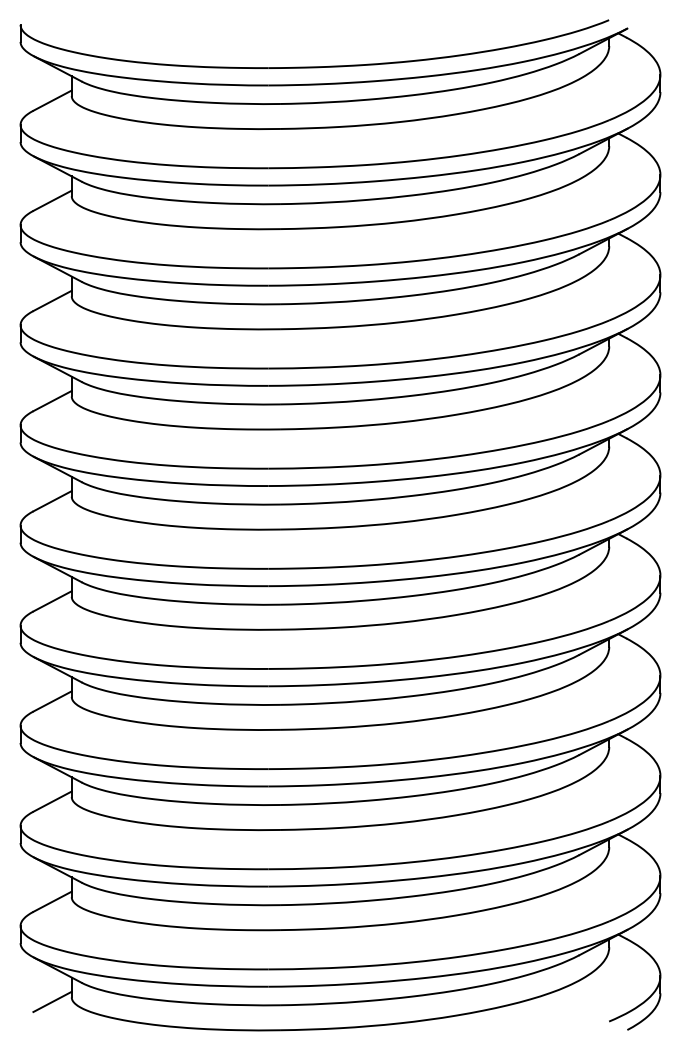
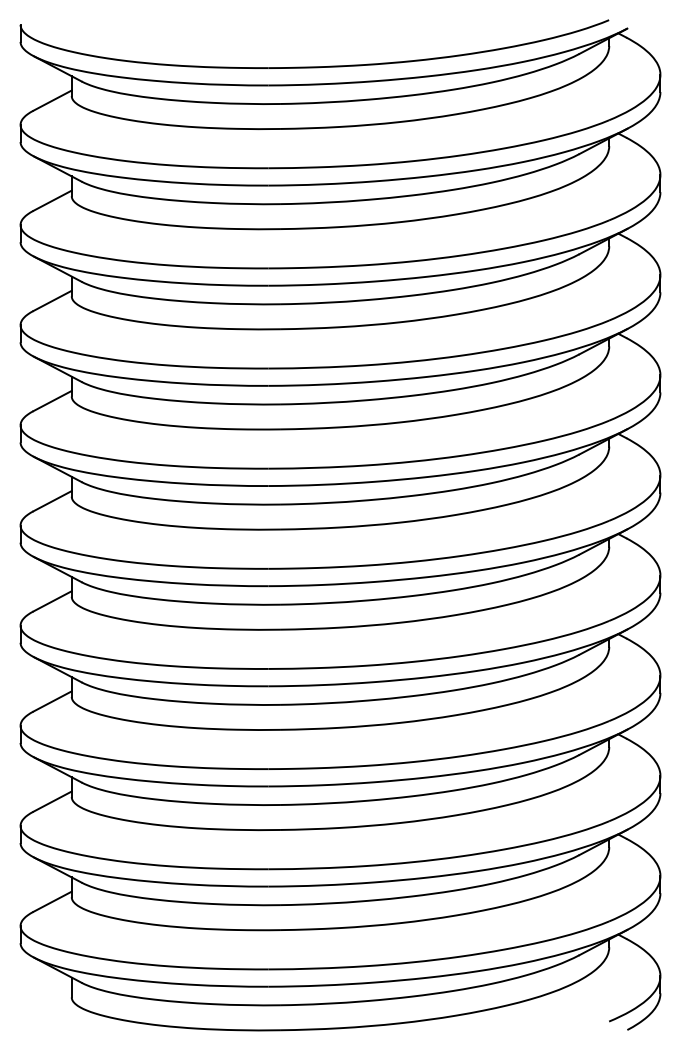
line: present -> none (52, 1001)
